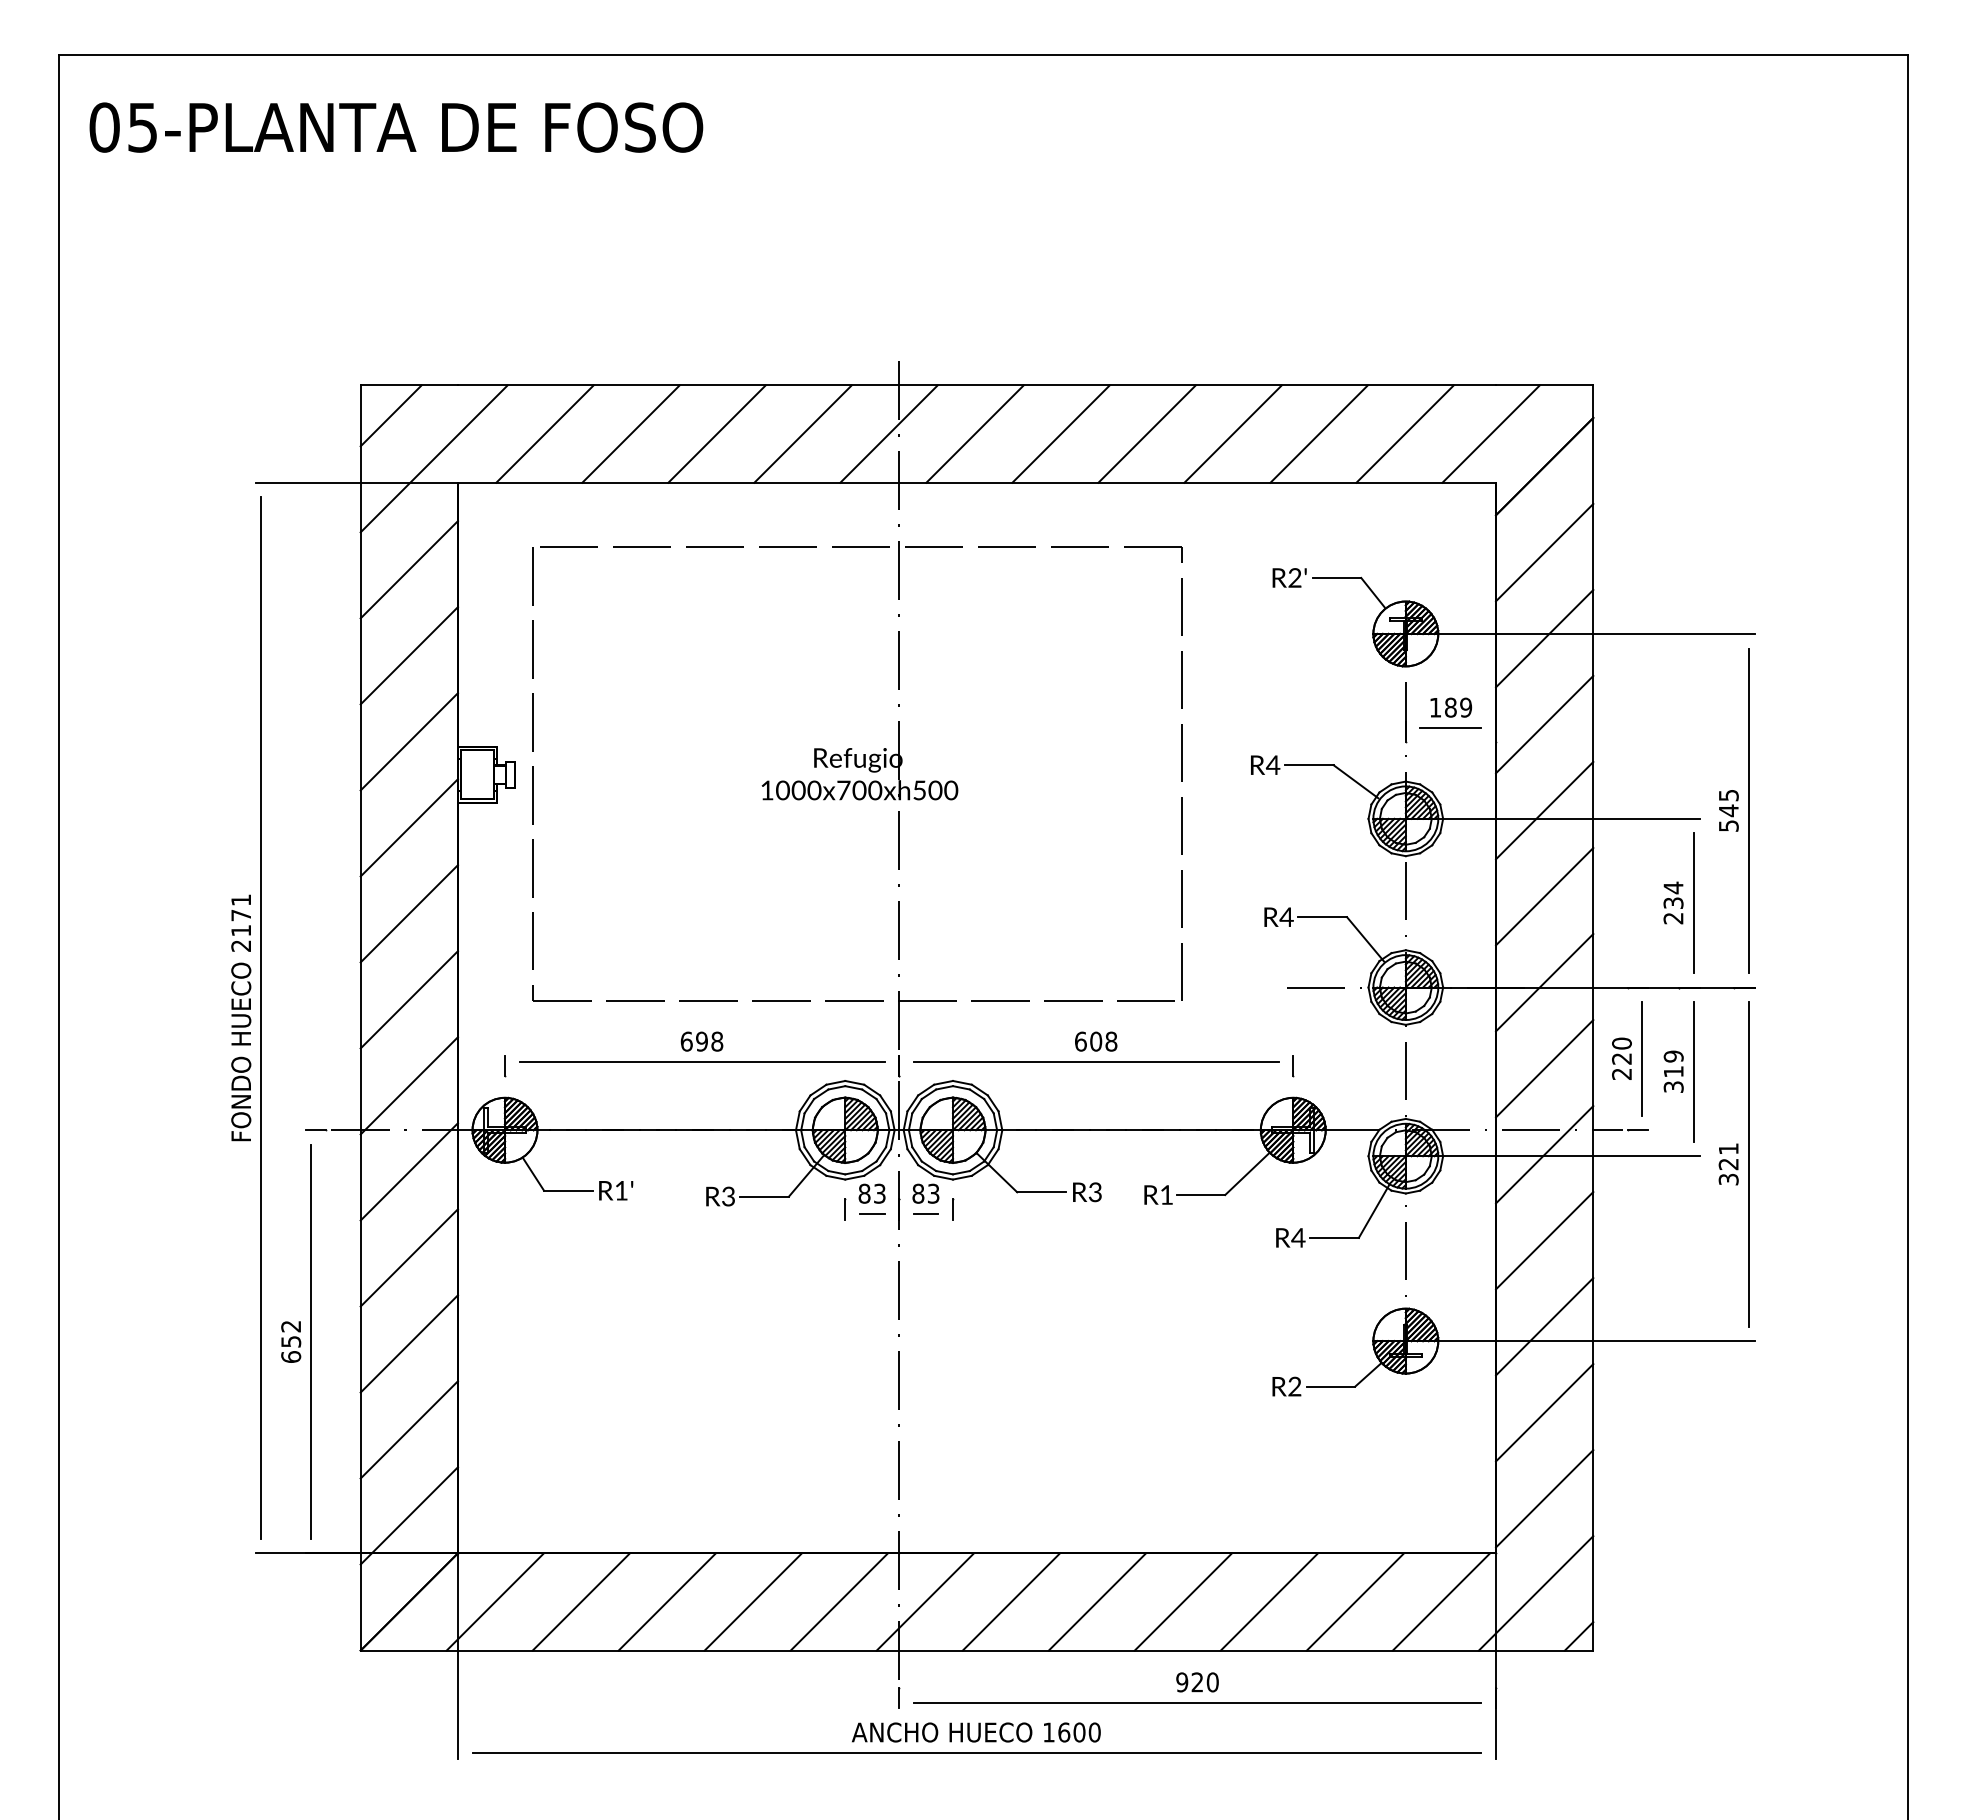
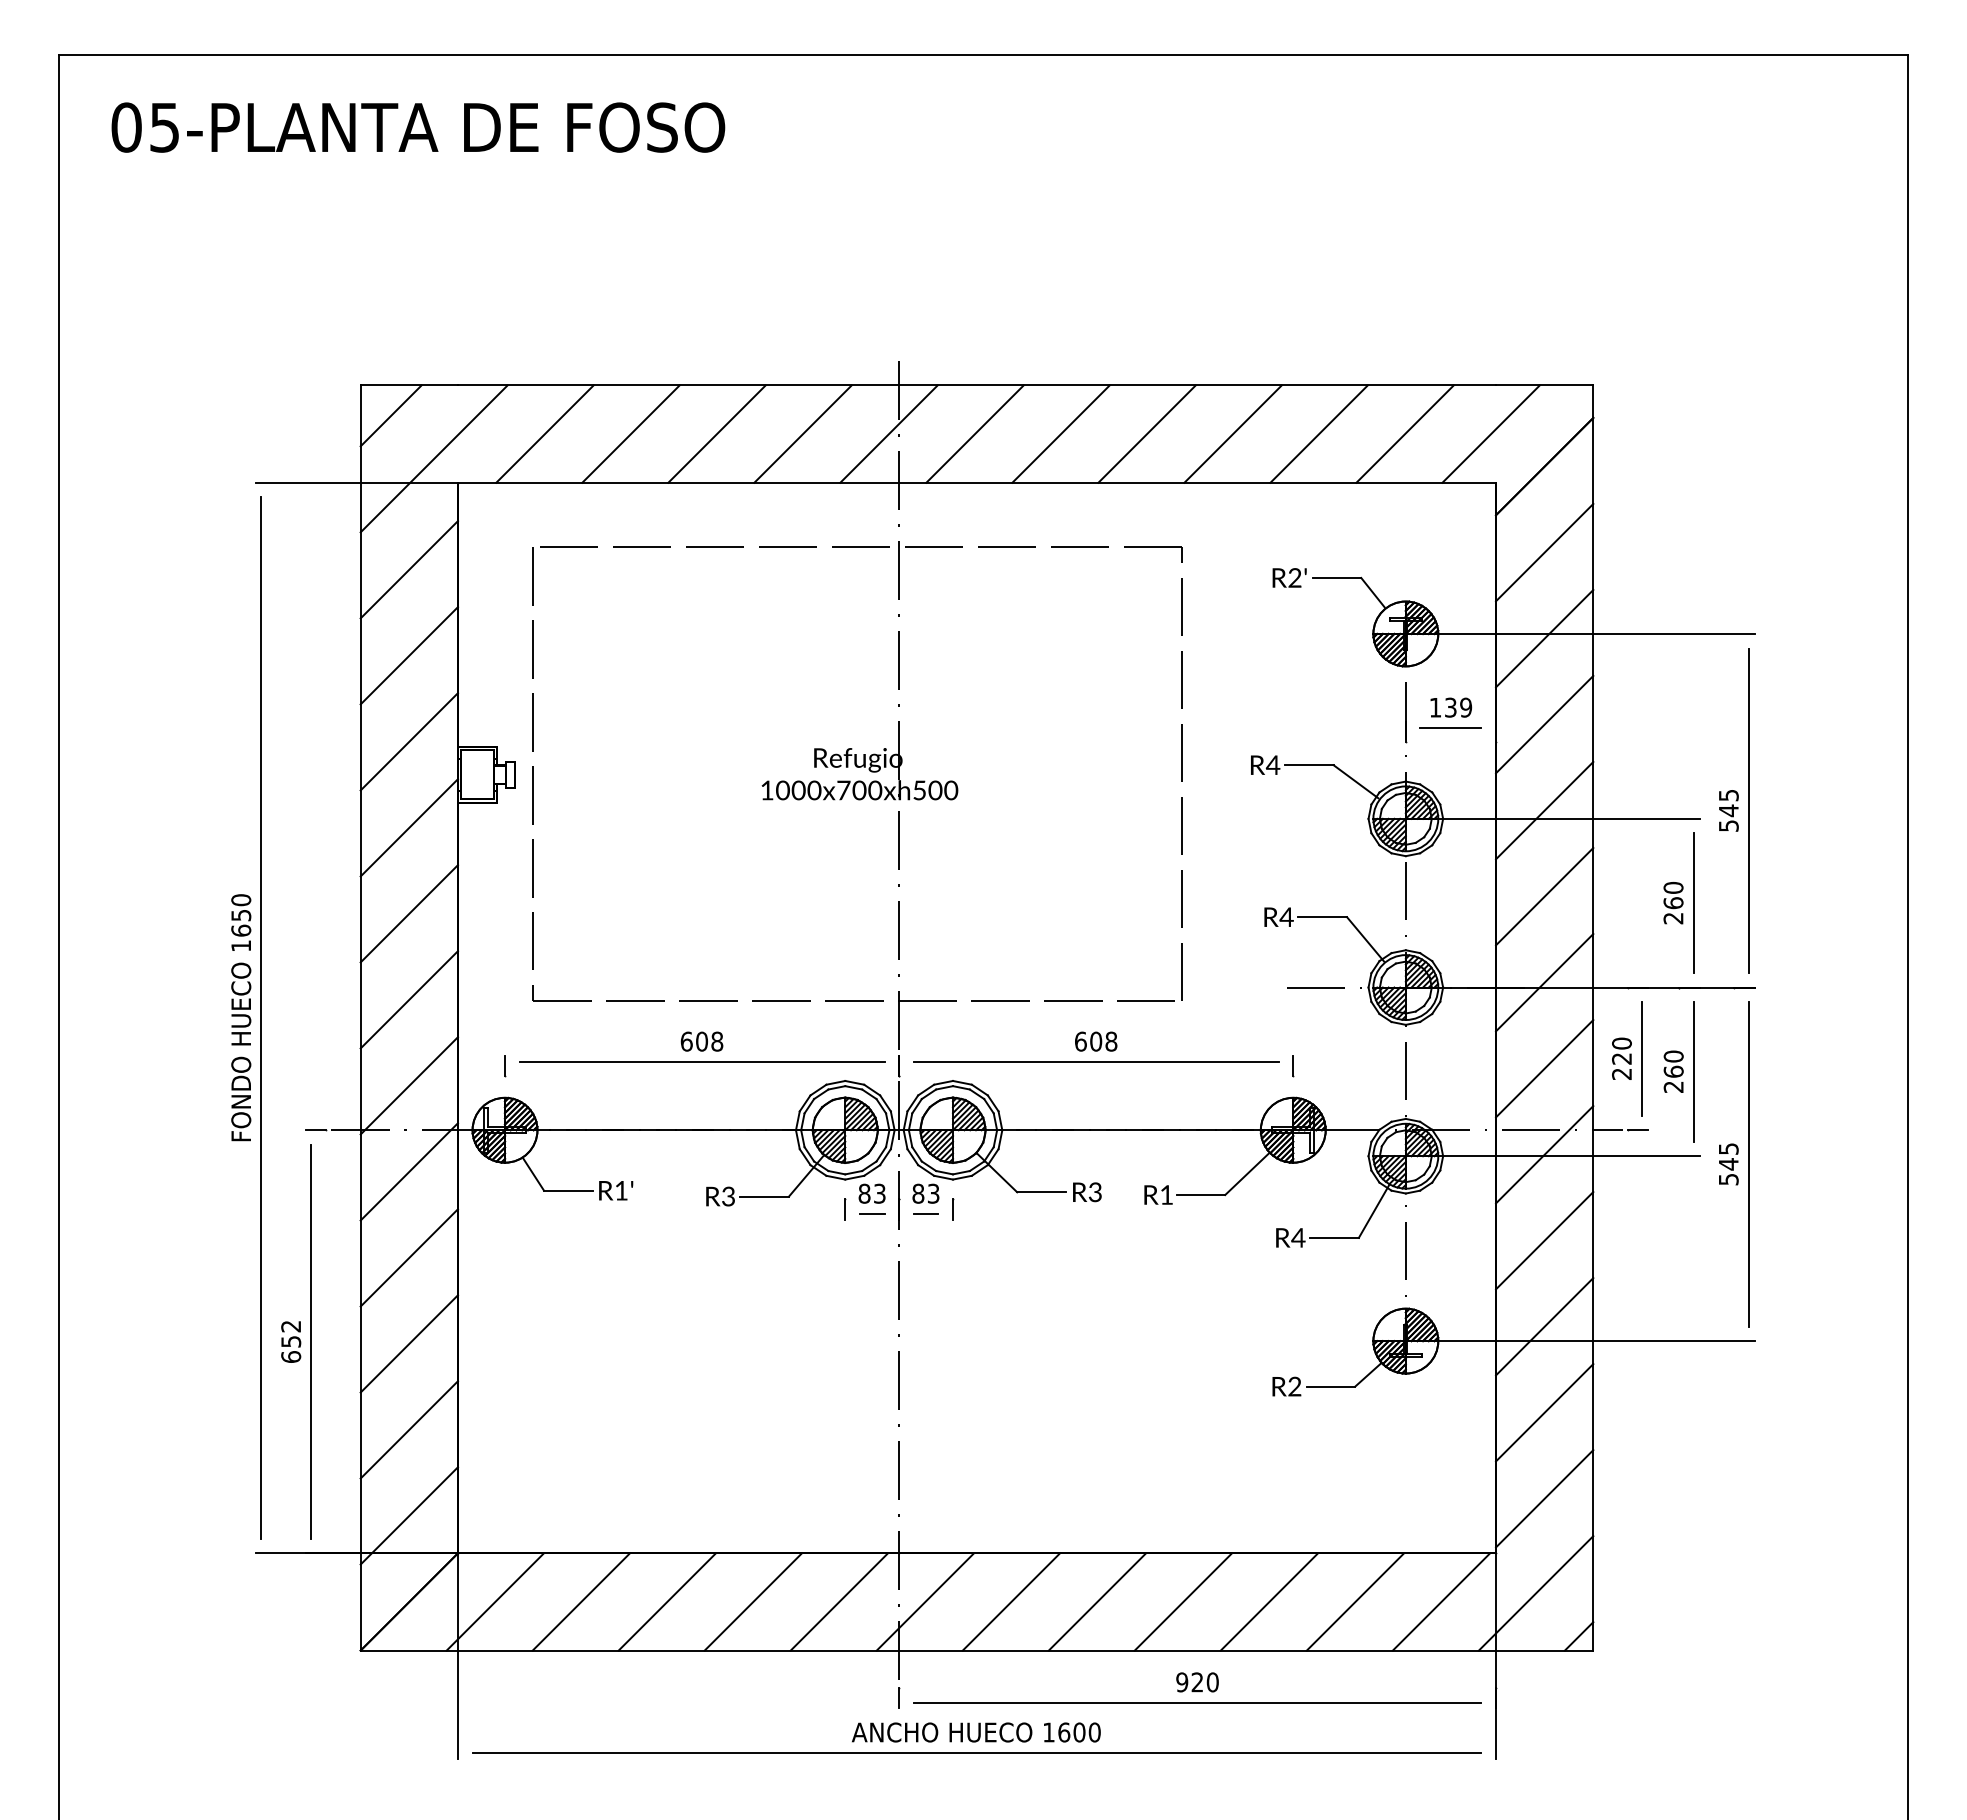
text position: (396, 127) -> (418, 127) (418, 127)
text: 189 -> 139 (1450, 707)
text: 234 -> 260 (1673, 895)
text: 2171 -> 1650 (241, 922)
text: 698 -> 608 (701, 1041)
text: 319 -> 260 (1673, 1071)
text: 321 -> 545 (1728, 1163)
